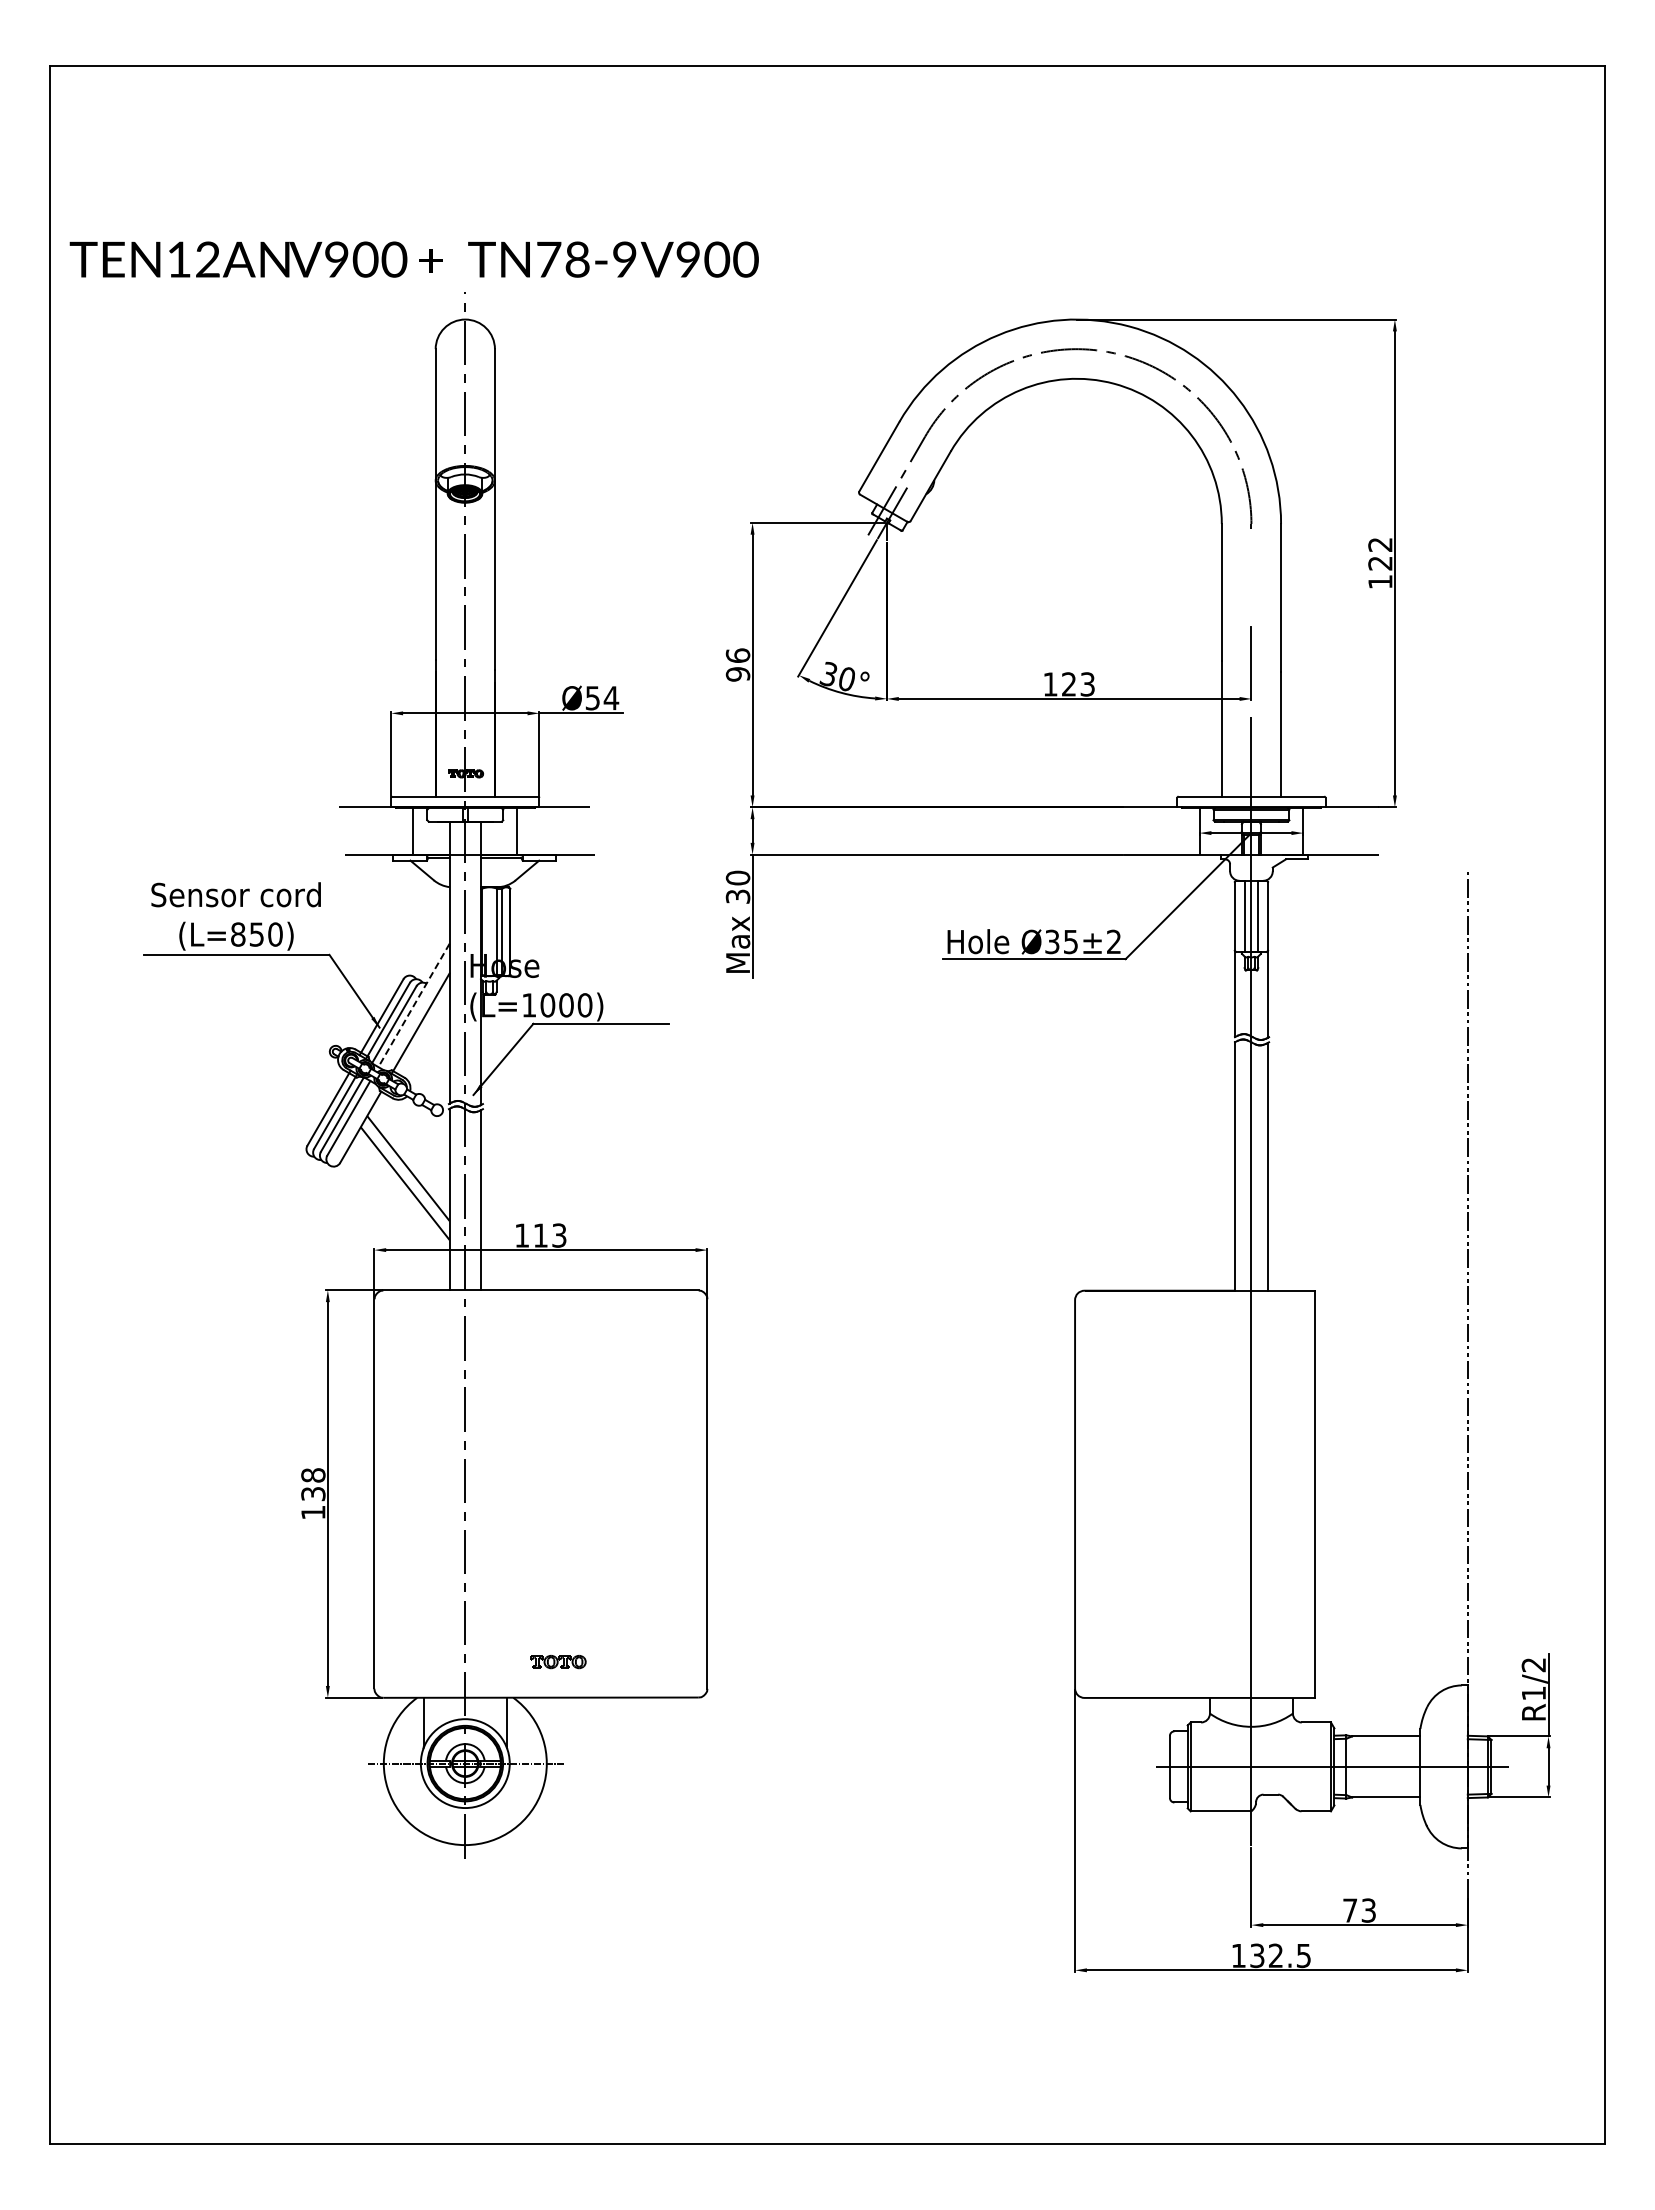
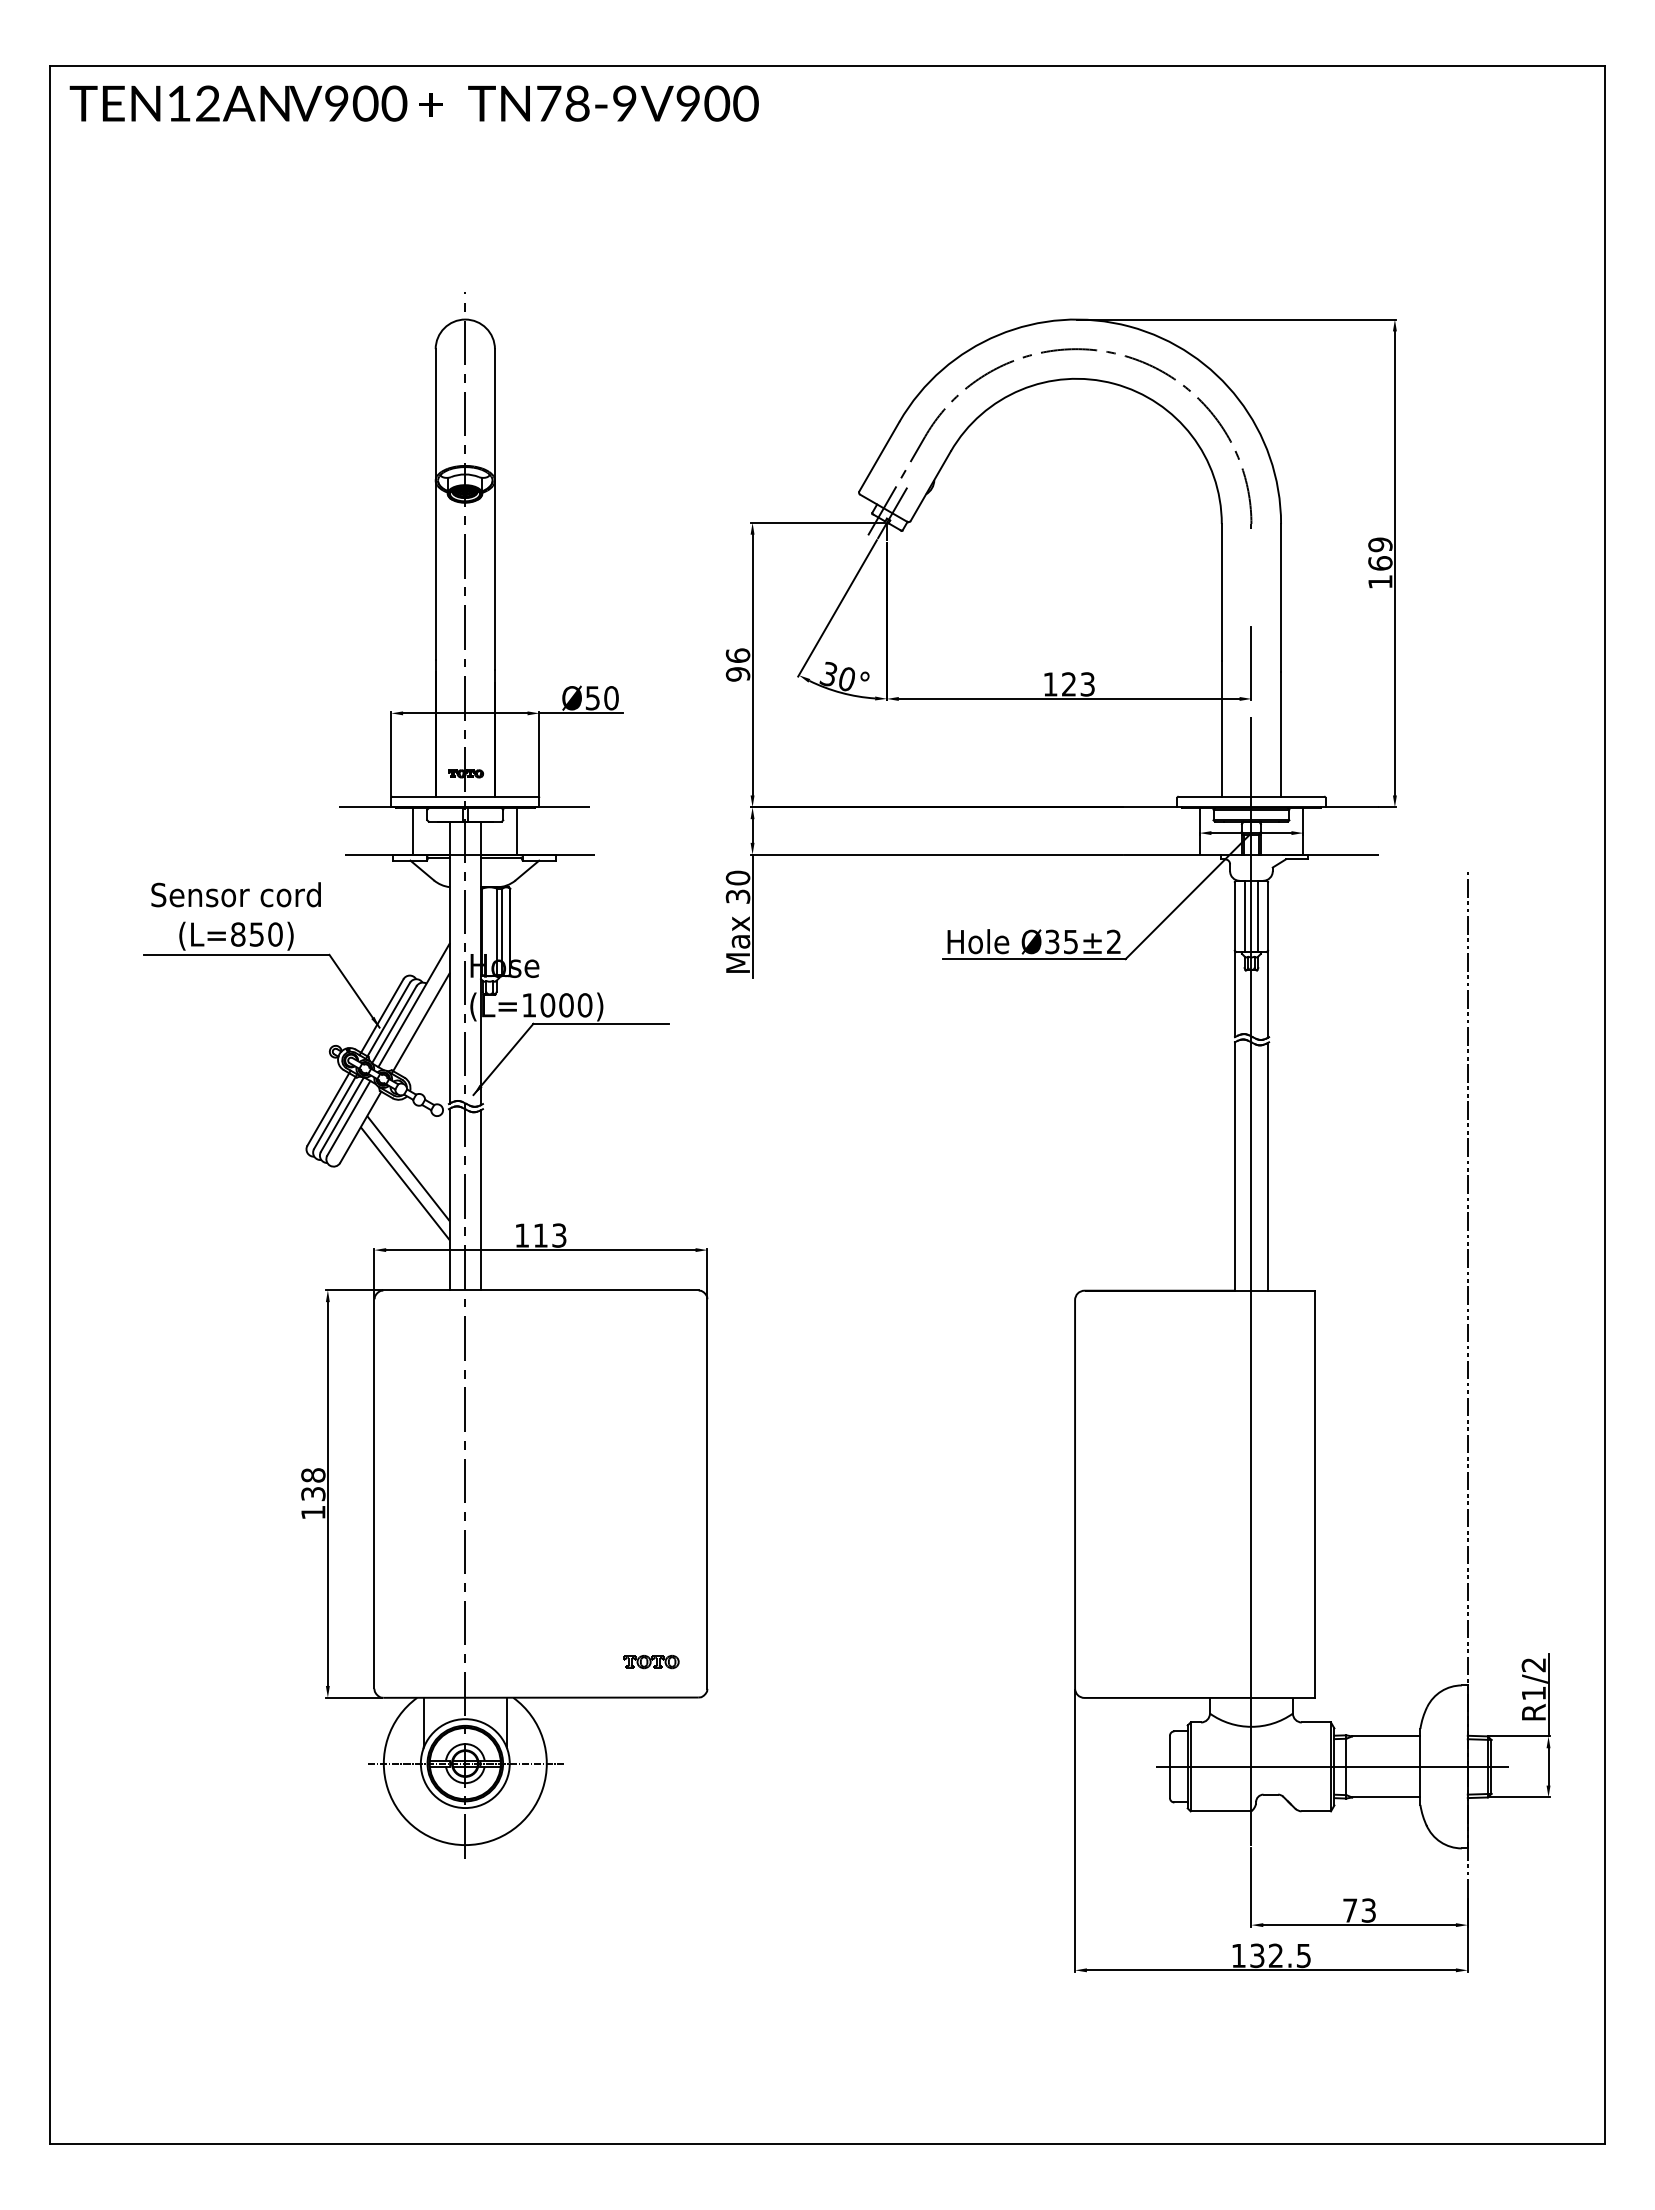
text position: (413, 259) -> (413, 103) (413, 103)
text: 122 -> 169 (1380, 553)
text: Ø54 -> Ø50 (611, 698)
line: dashed -> solid (413, 1005)
part position: (558, 1662) -> (651, 1662) (651, 1662)
